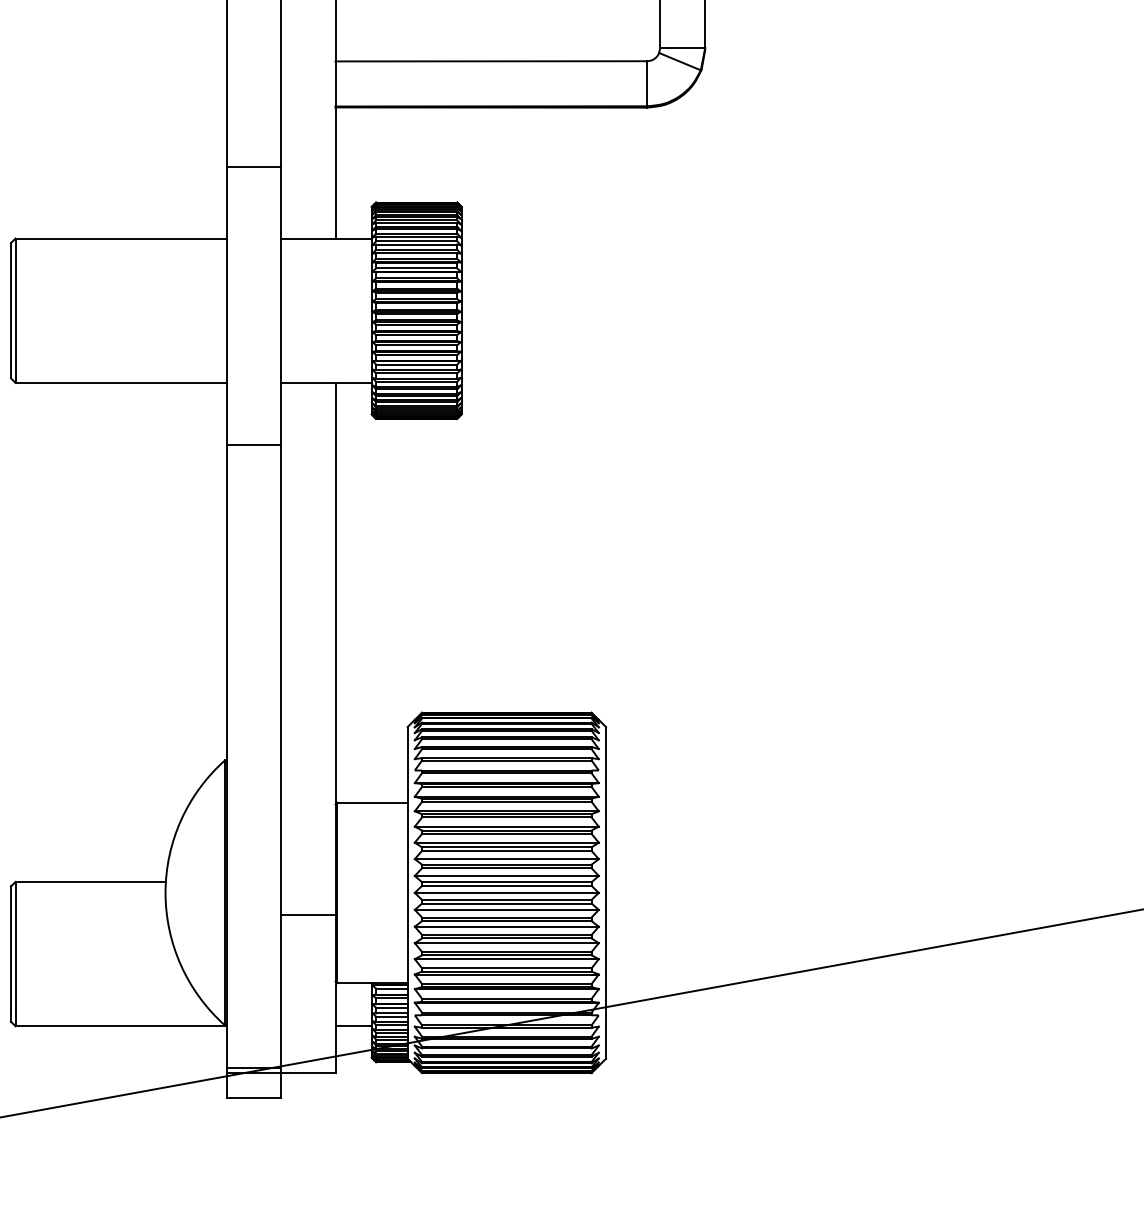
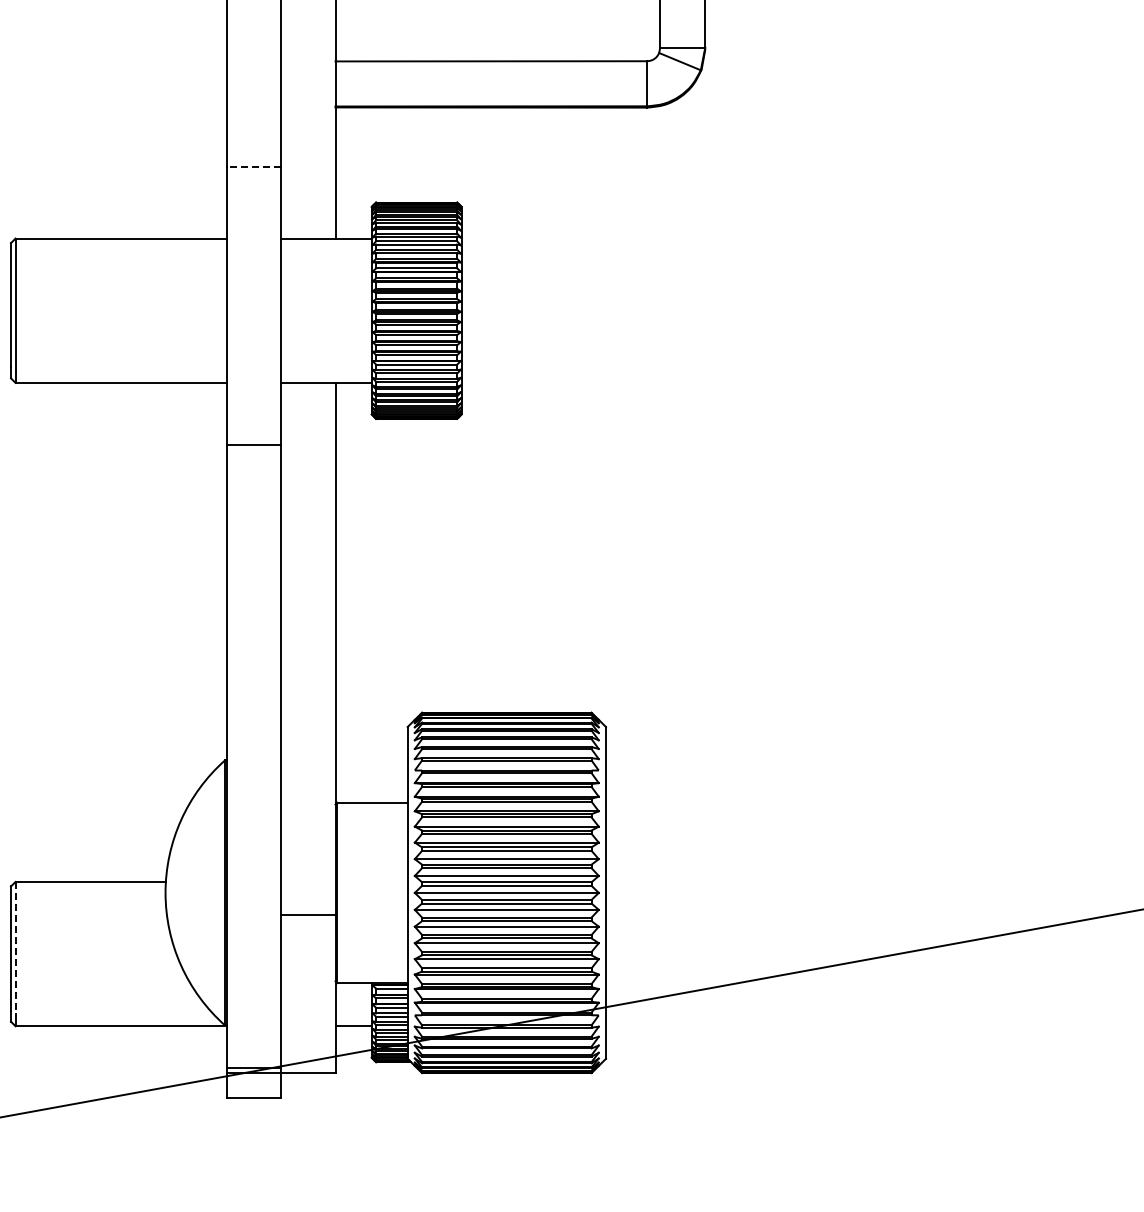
line: solid -> dashed (253, 166)
line: solid -> dashed (15, 948)
